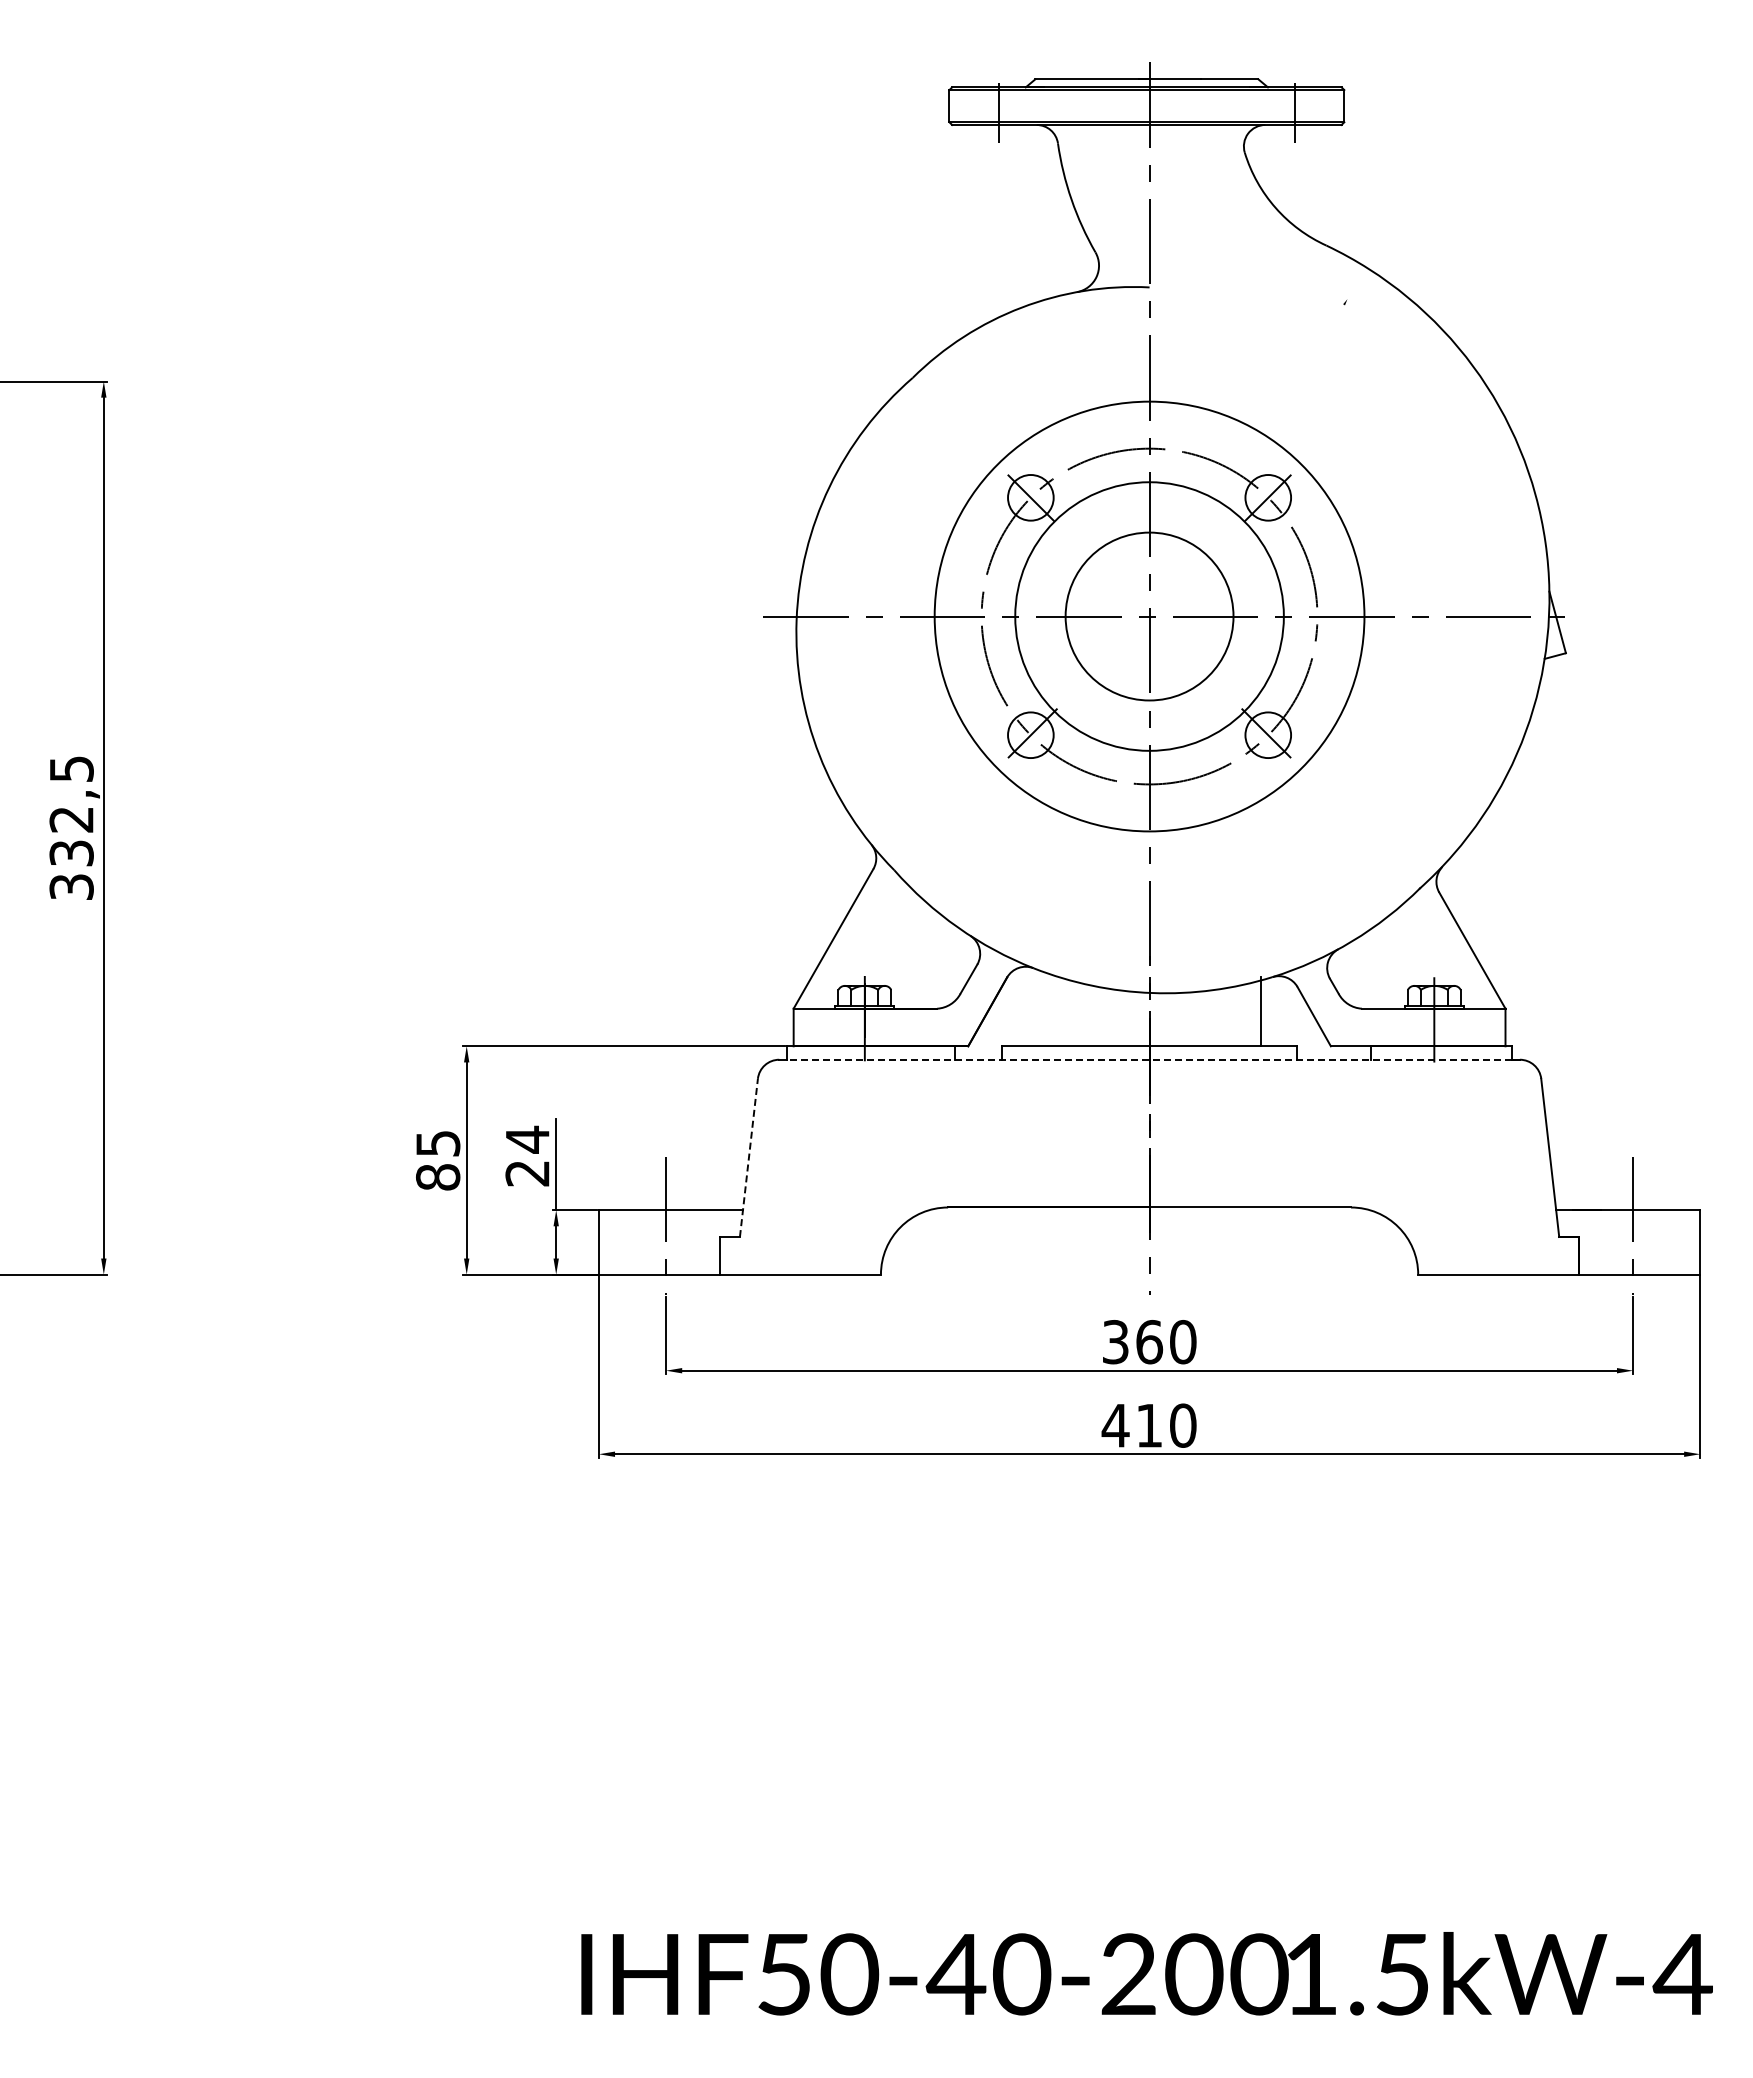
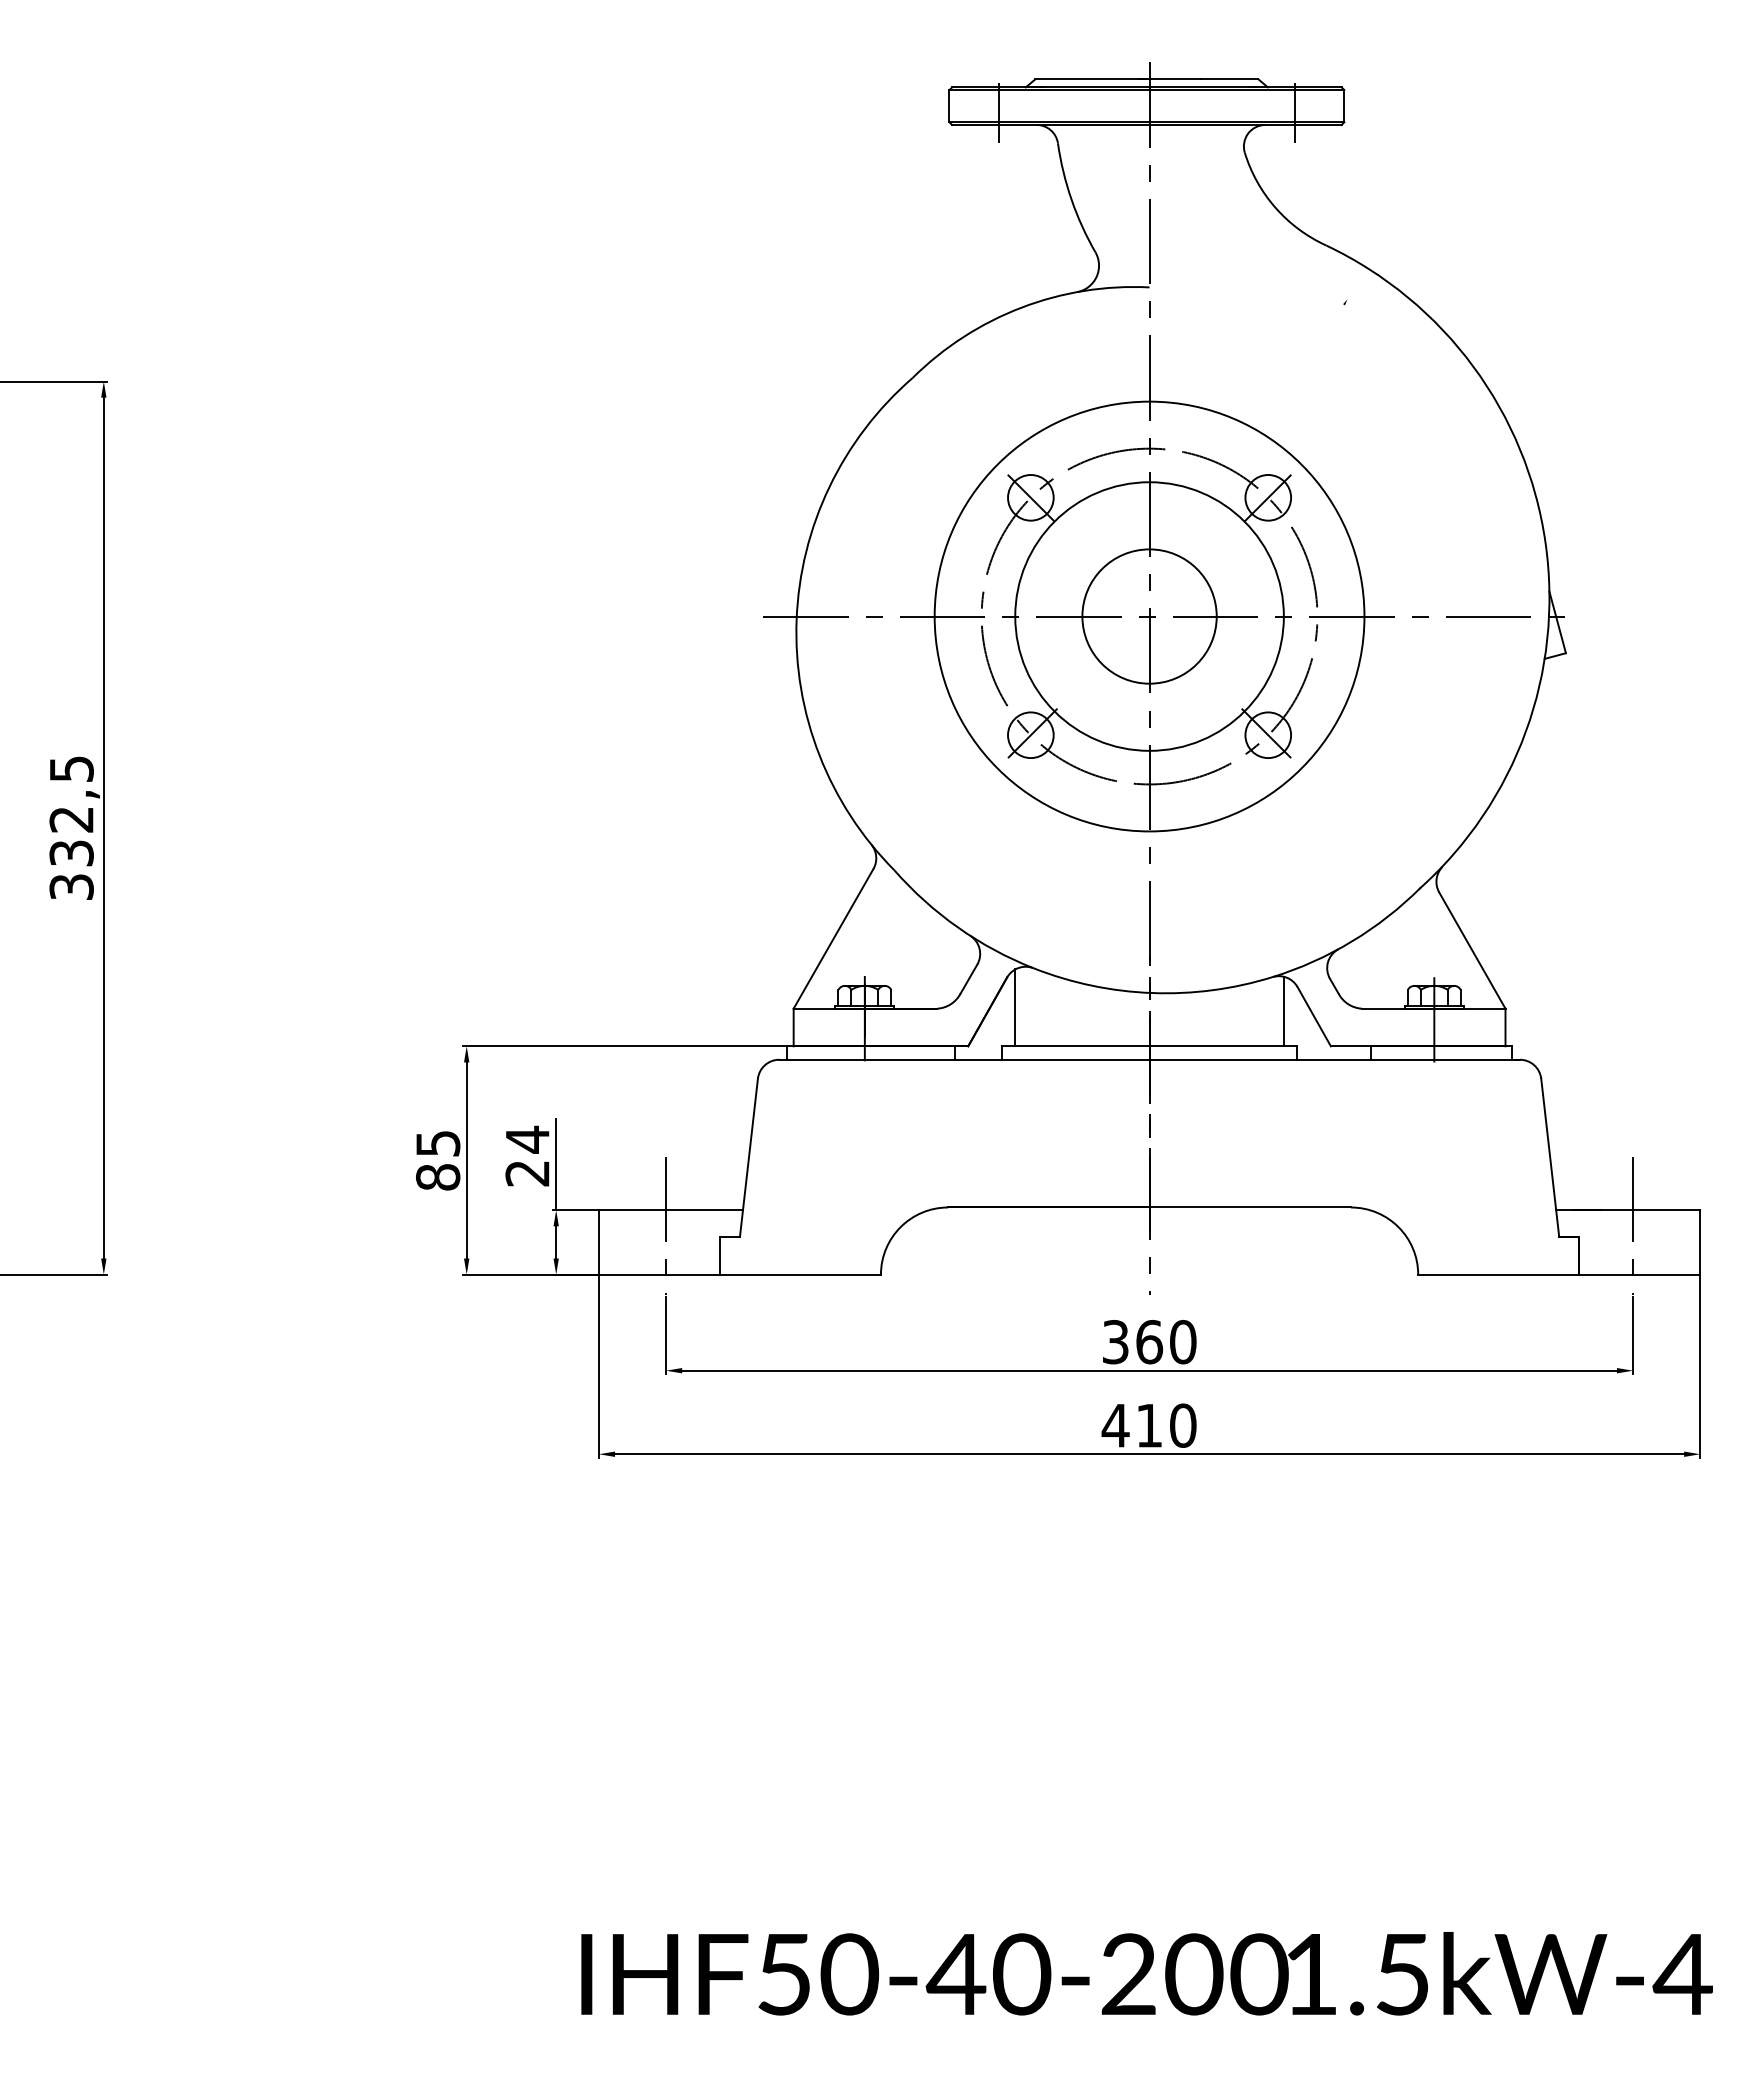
circle diameter: 168 px -> 134 px (1149, 616)
line: none -> present (1015, 1007)
line position: (1260, 1011) -> (1283, 1011) (1283, 1011)
line: dashed -> solid (1149, 1059)
line: dashed -> solid (748, 1157)
